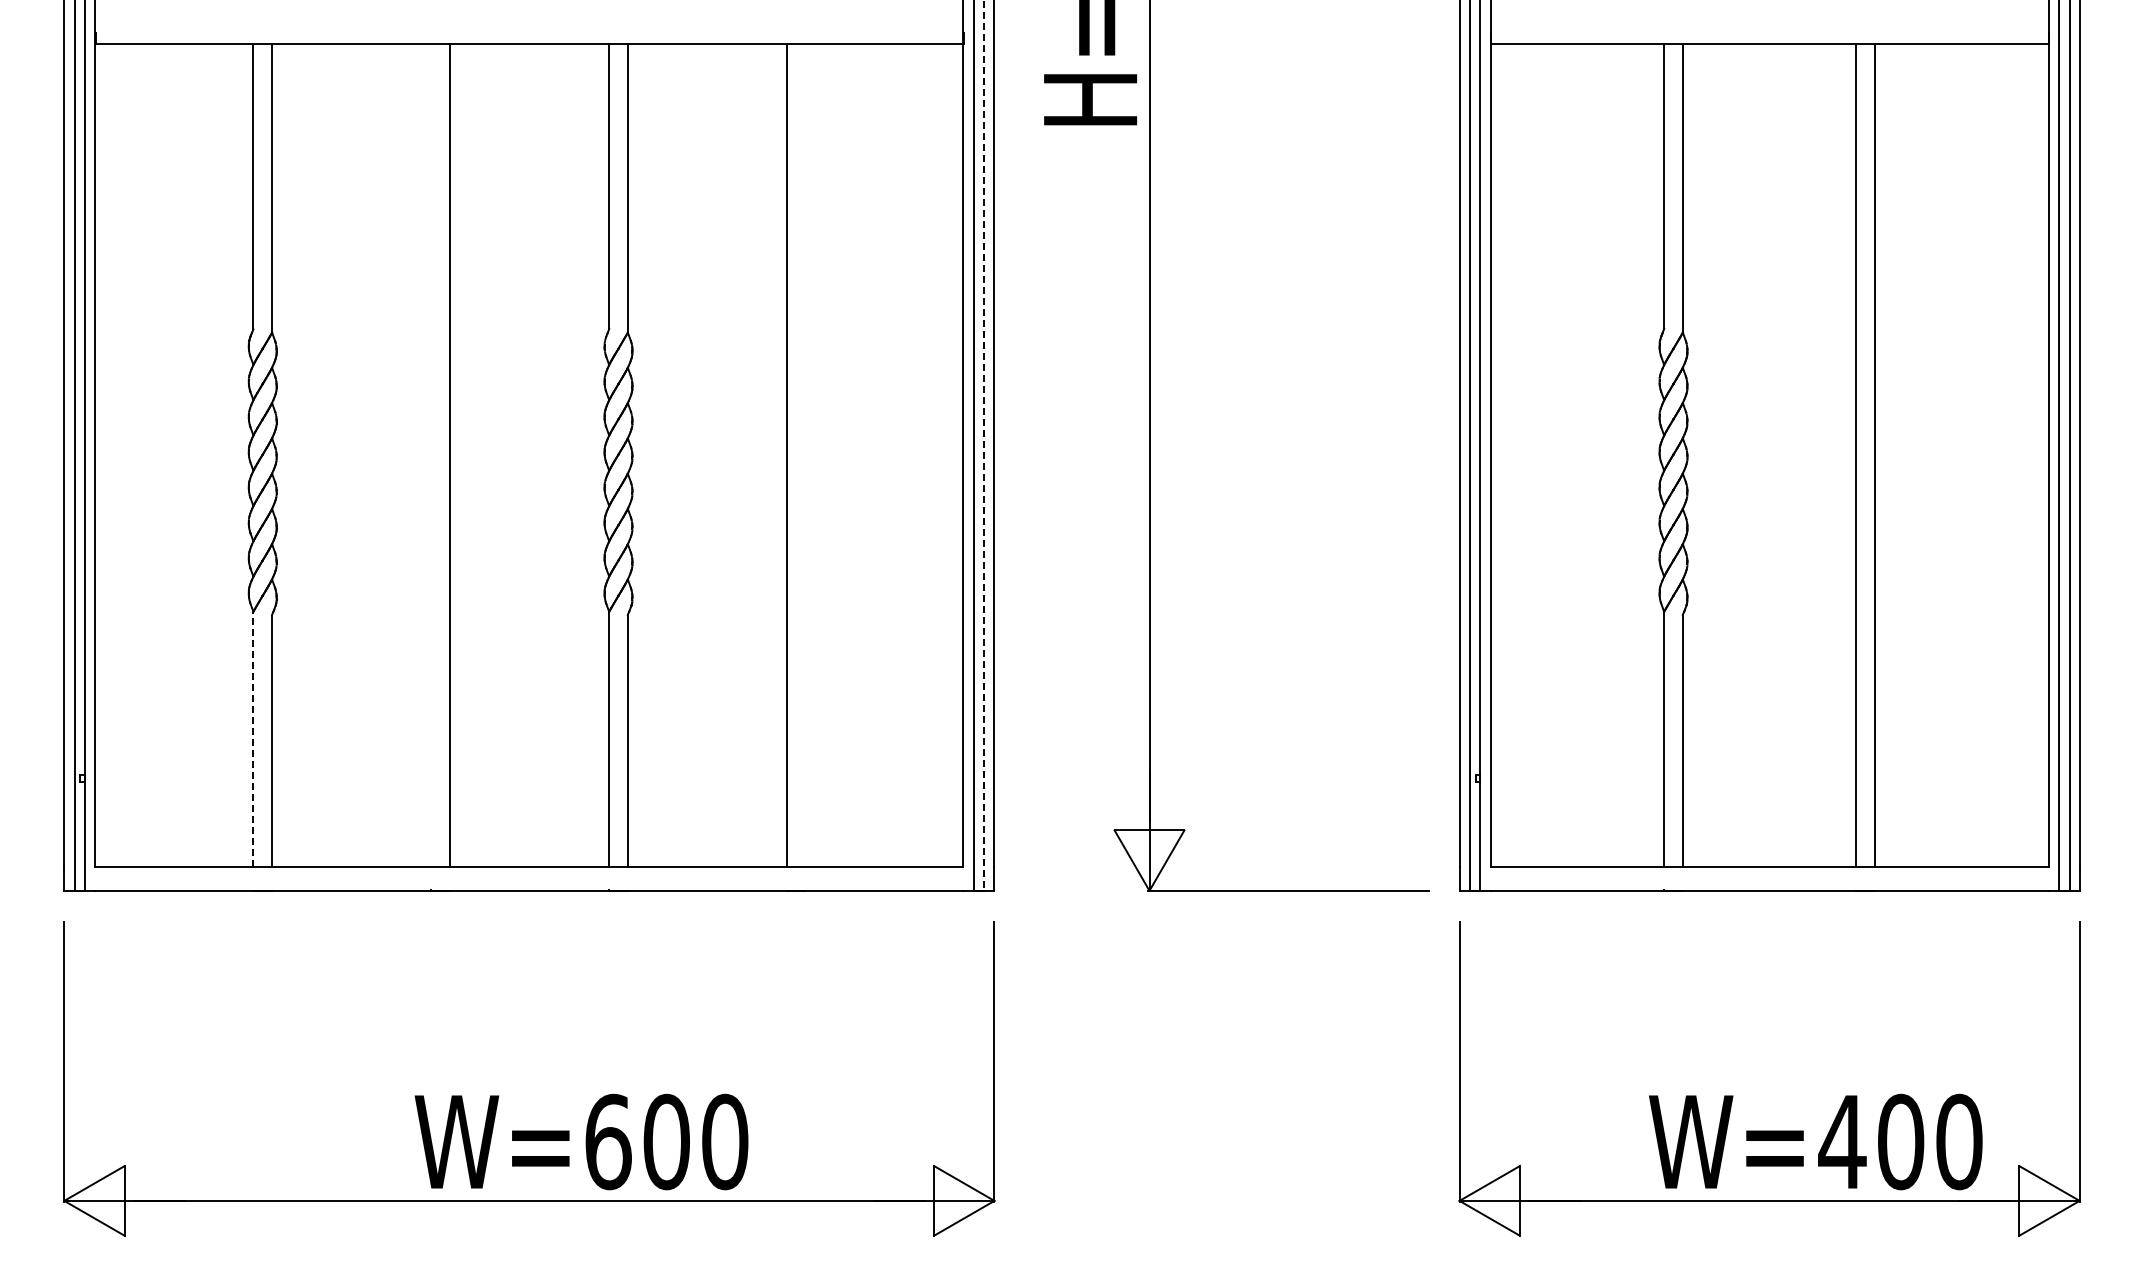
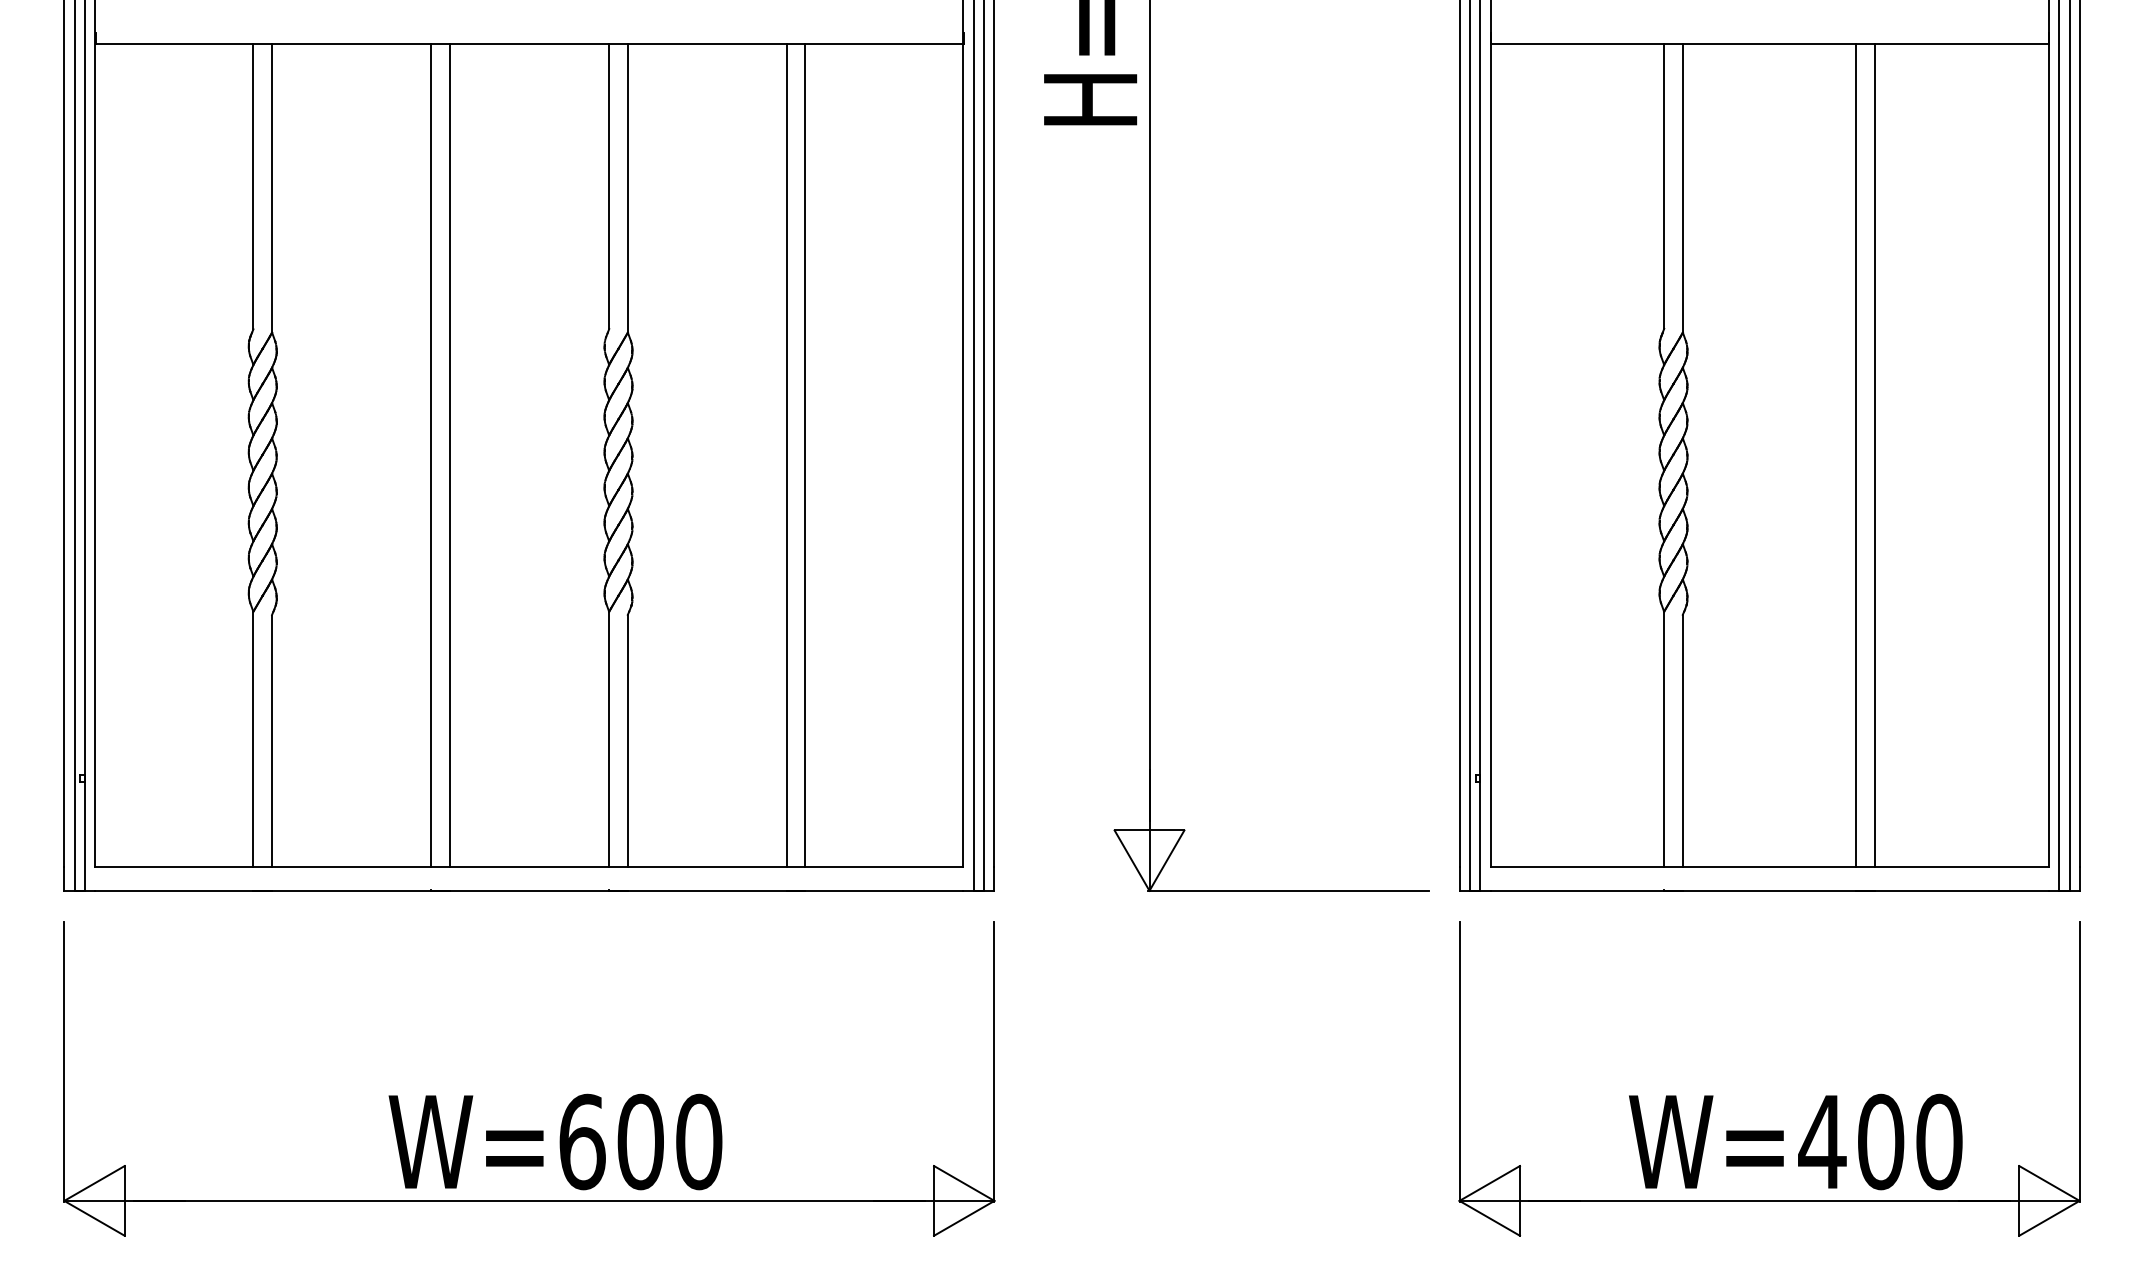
line: dashed -> solid (984, 446)
line: none -> present (430, 455)
line: none -> present (805, 455)
line: dashed -> solid (253, 739)
text position: (581, 1141) -> (555, 1141) (555, 1141)
text position: (1815, 1141) -> (1795, 1141) (1795, 1141)
